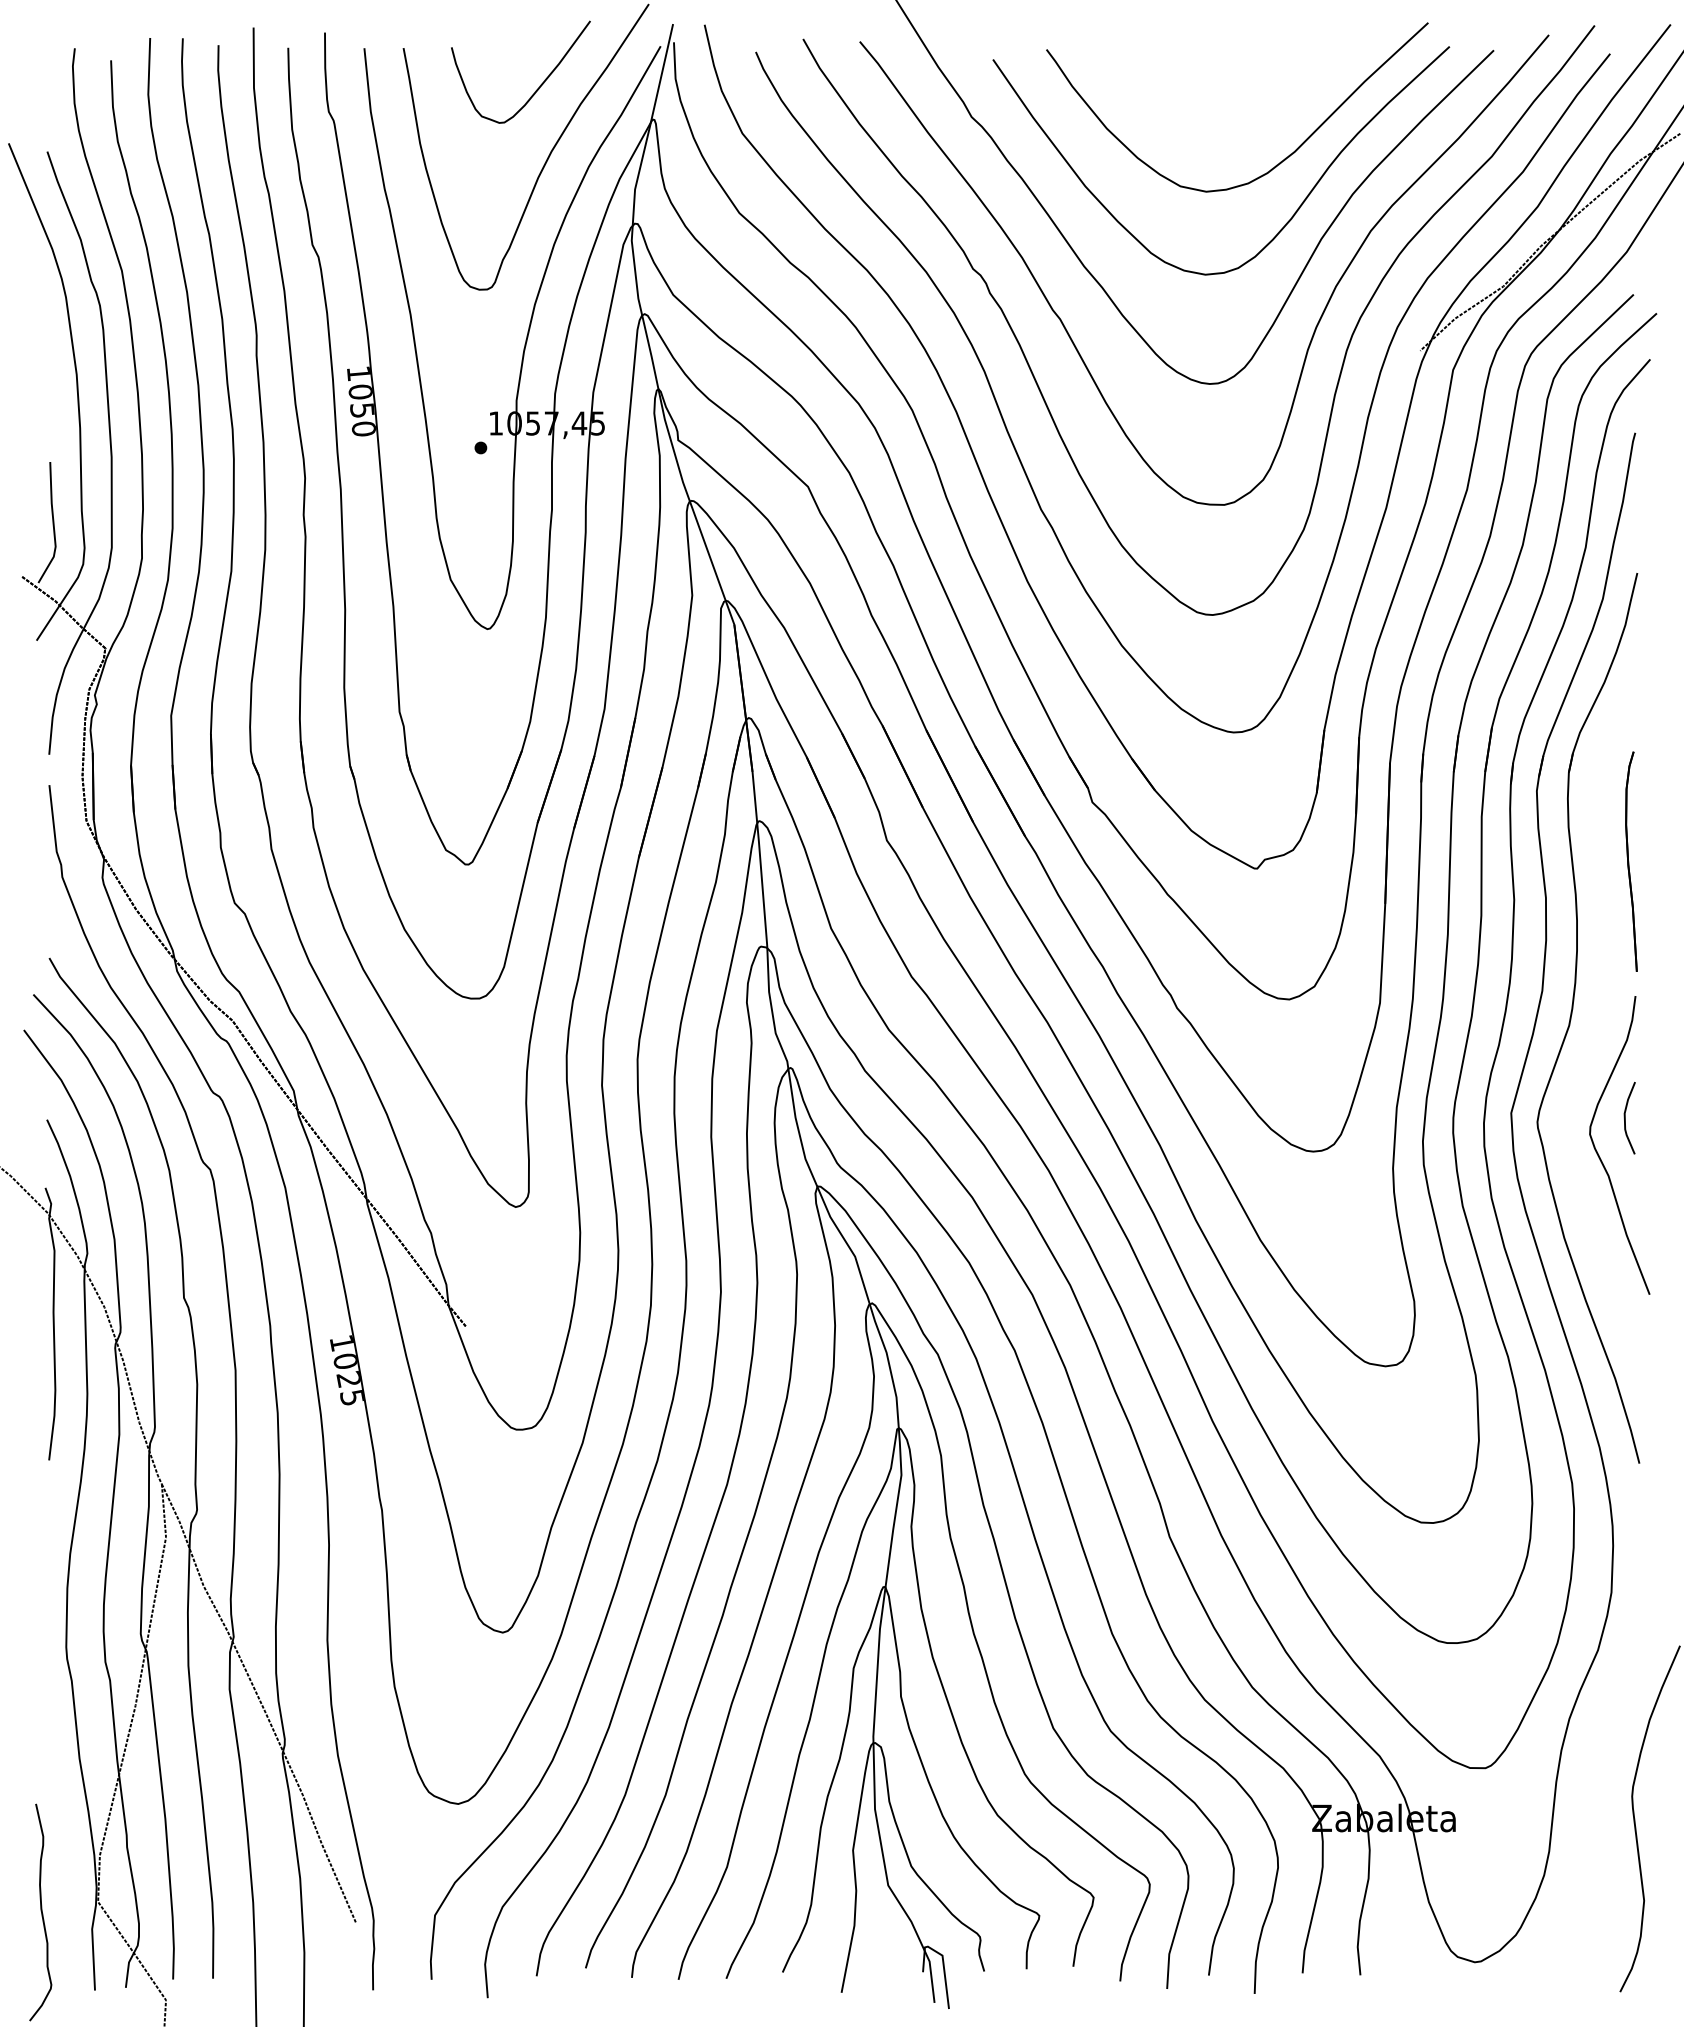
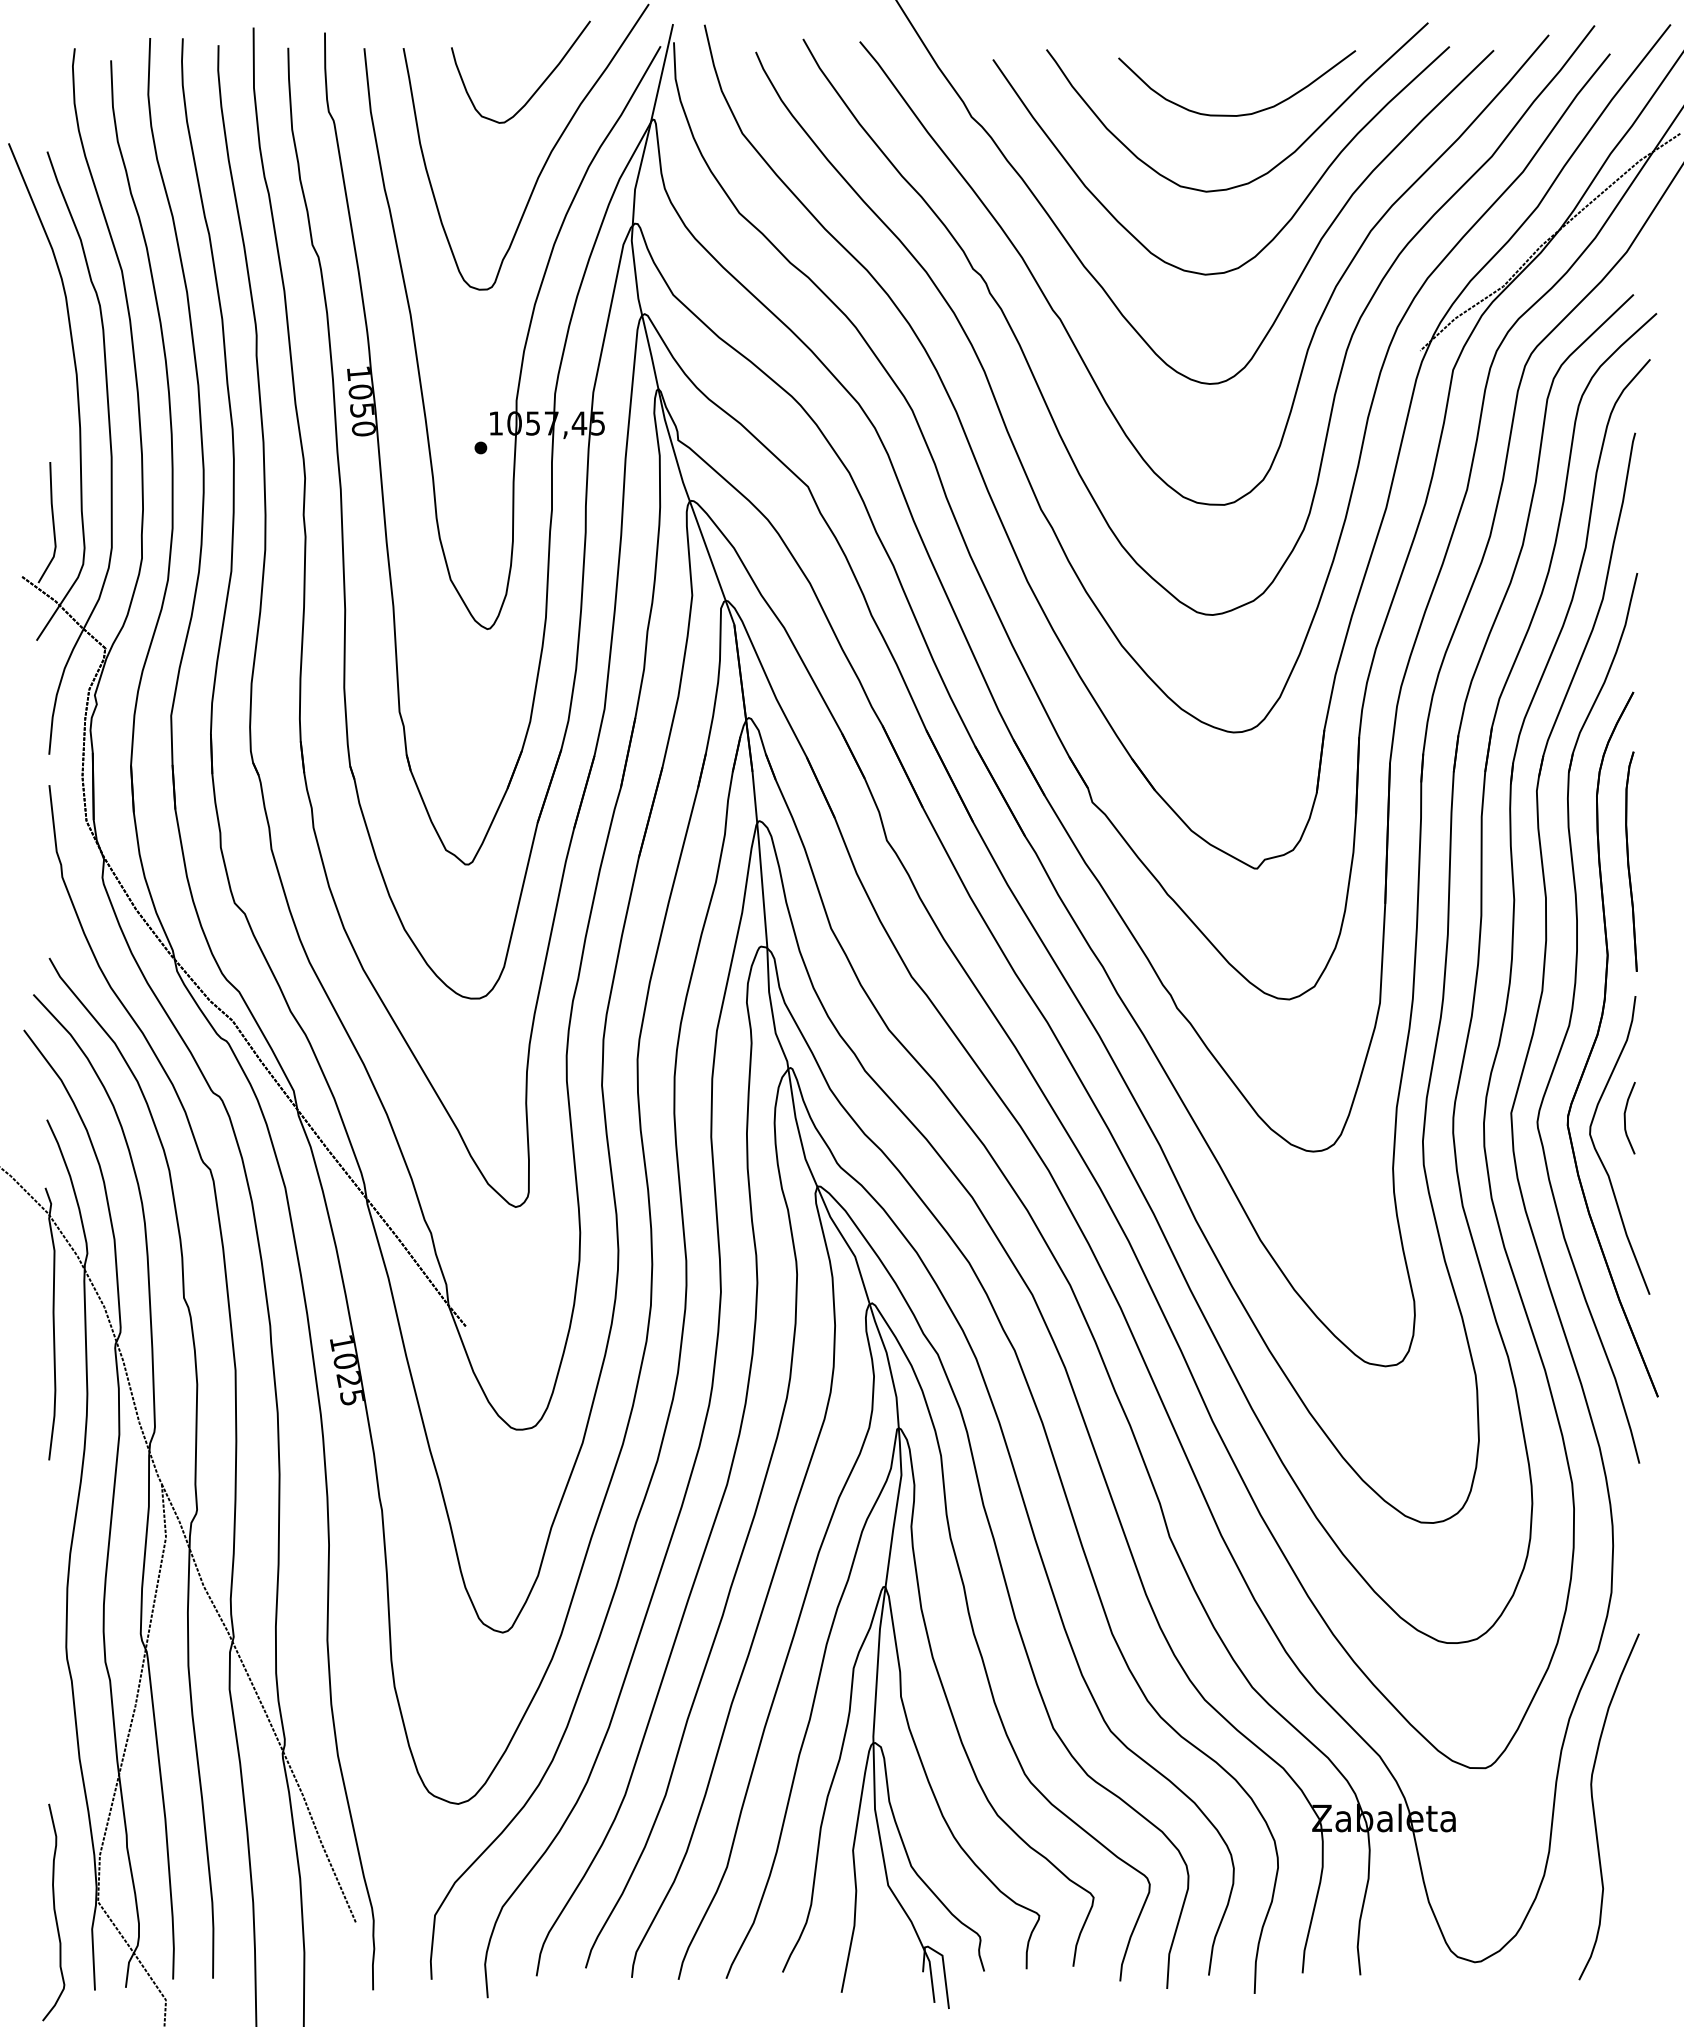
curve: none -> present (1238, 114)
part: none -> present (1597, 1038)
curve position: (1635, 1818) -> (1594, 1806) (1594, 1806)
curve position: (40, 1911) -> (53, 1911) (53, 1911)
